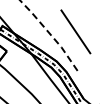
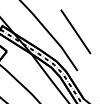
line: dashed -> solid (50, 34)
